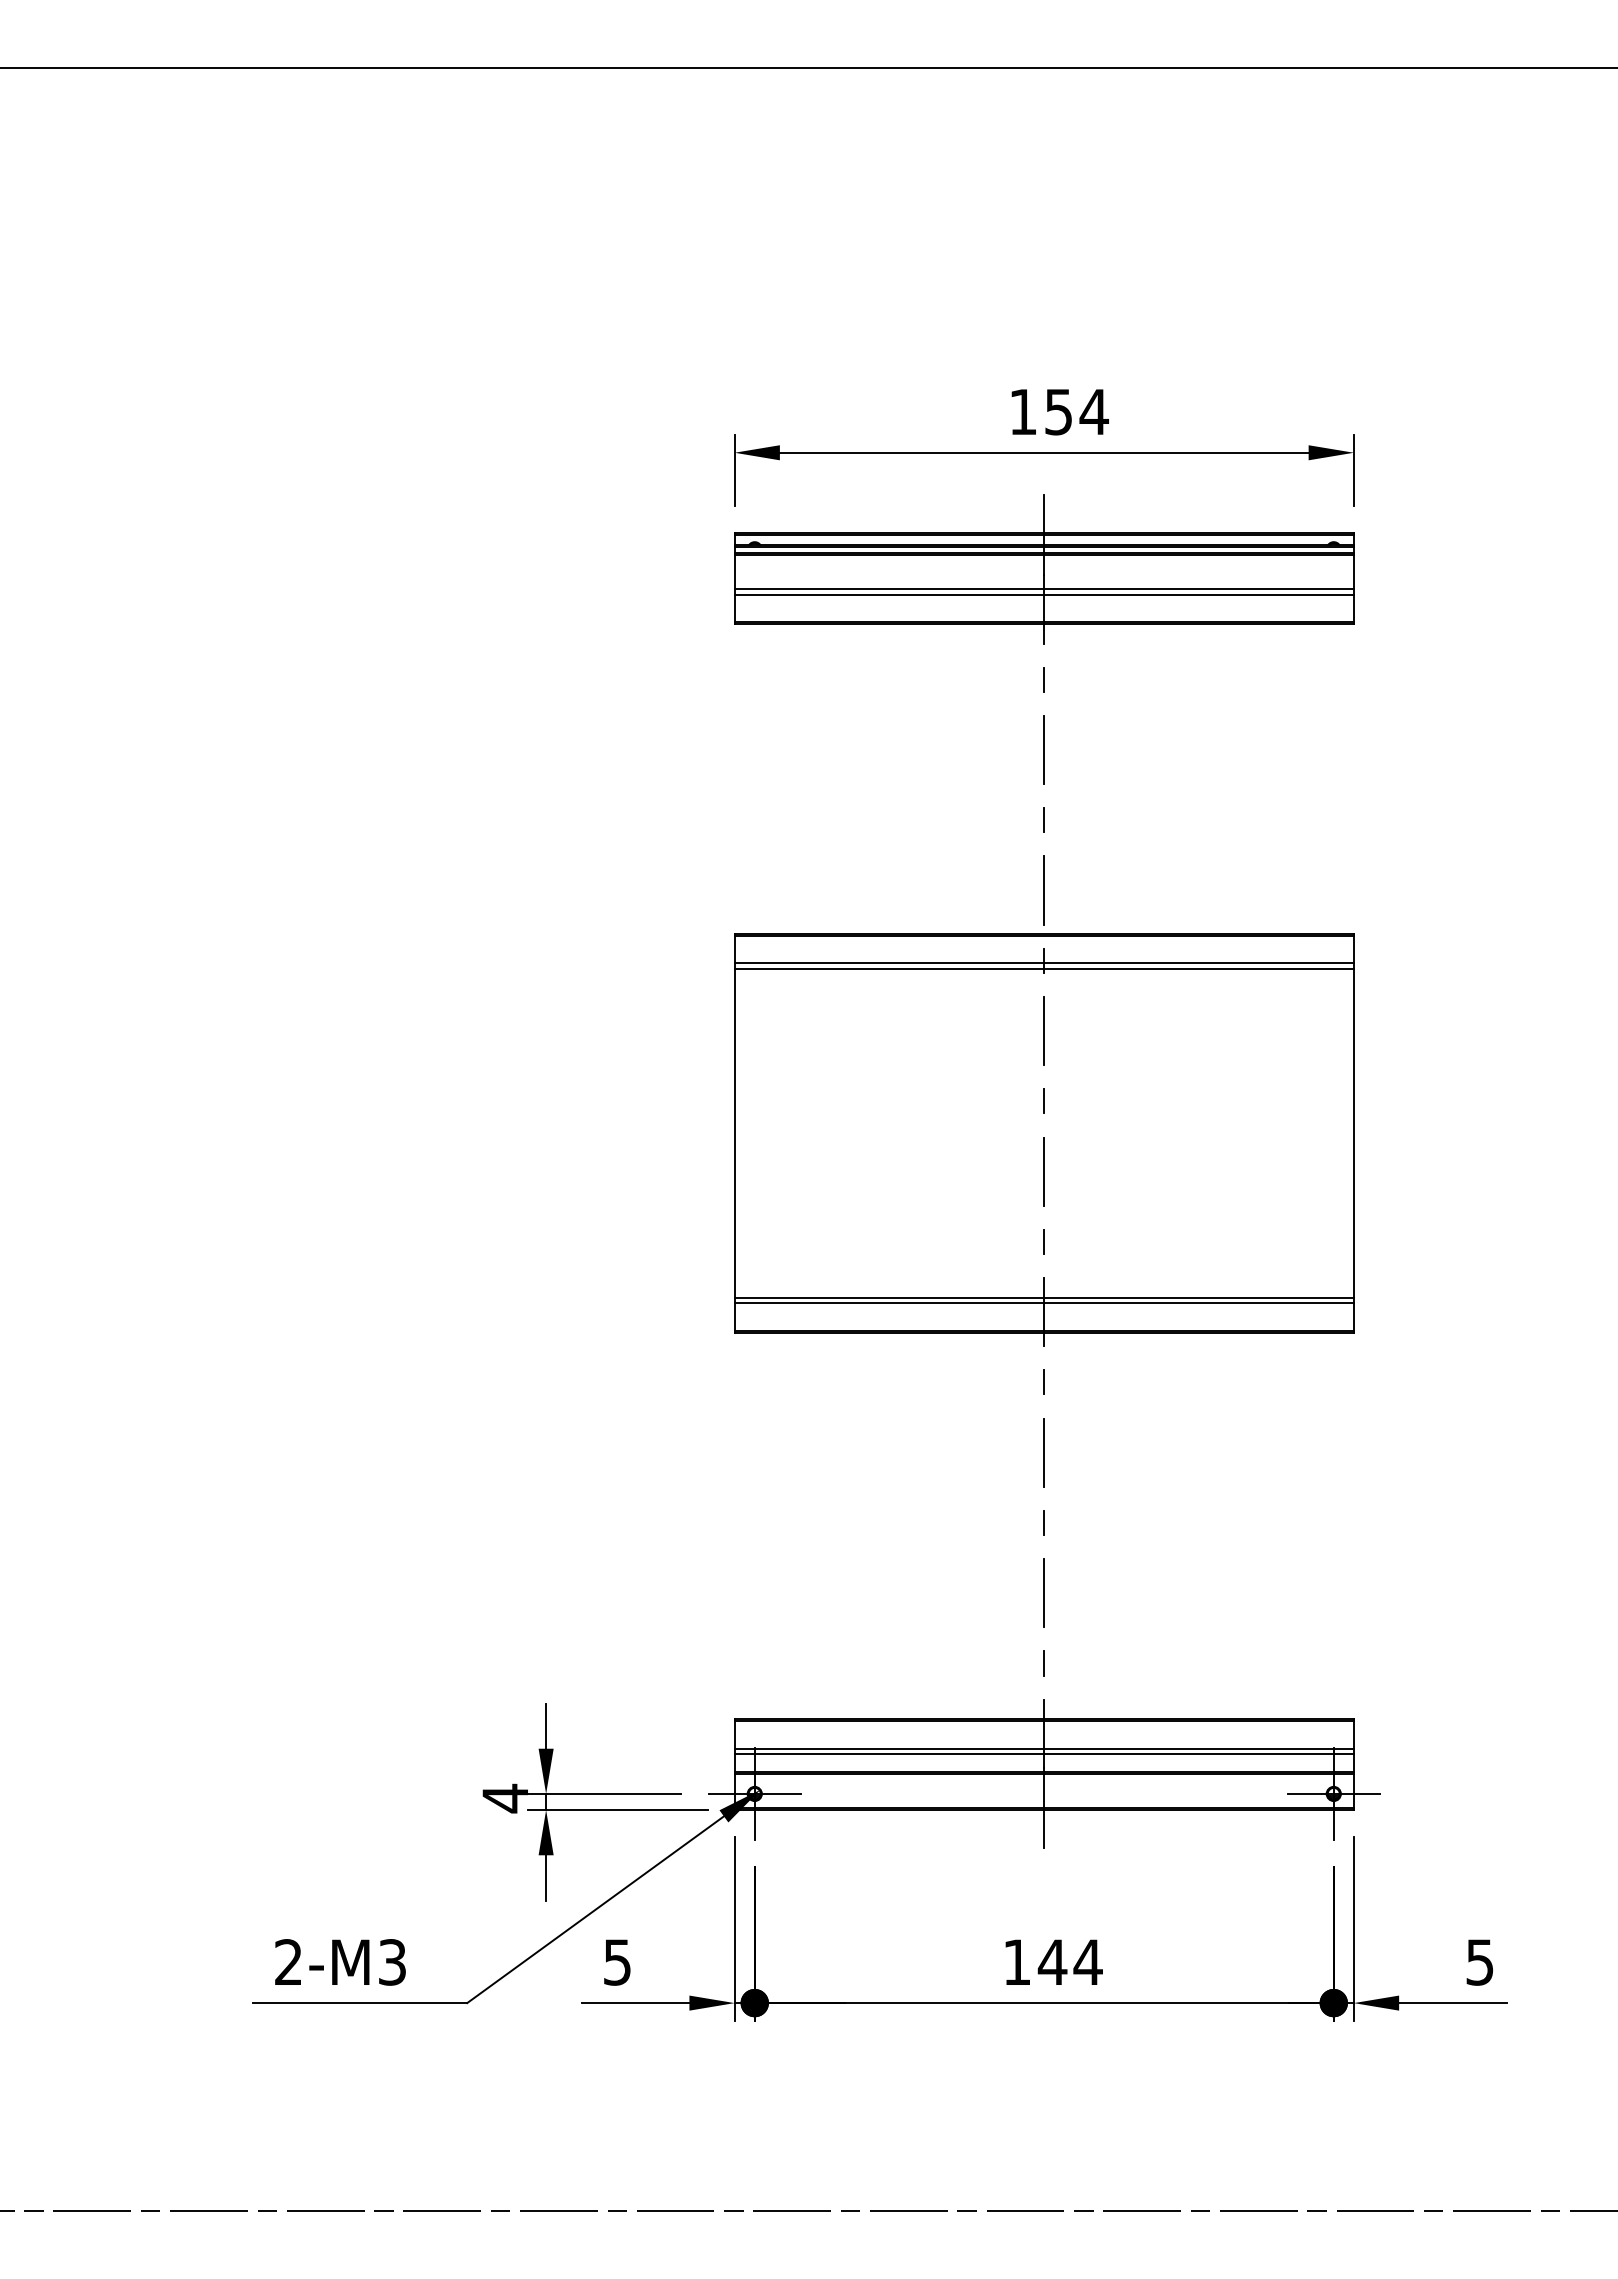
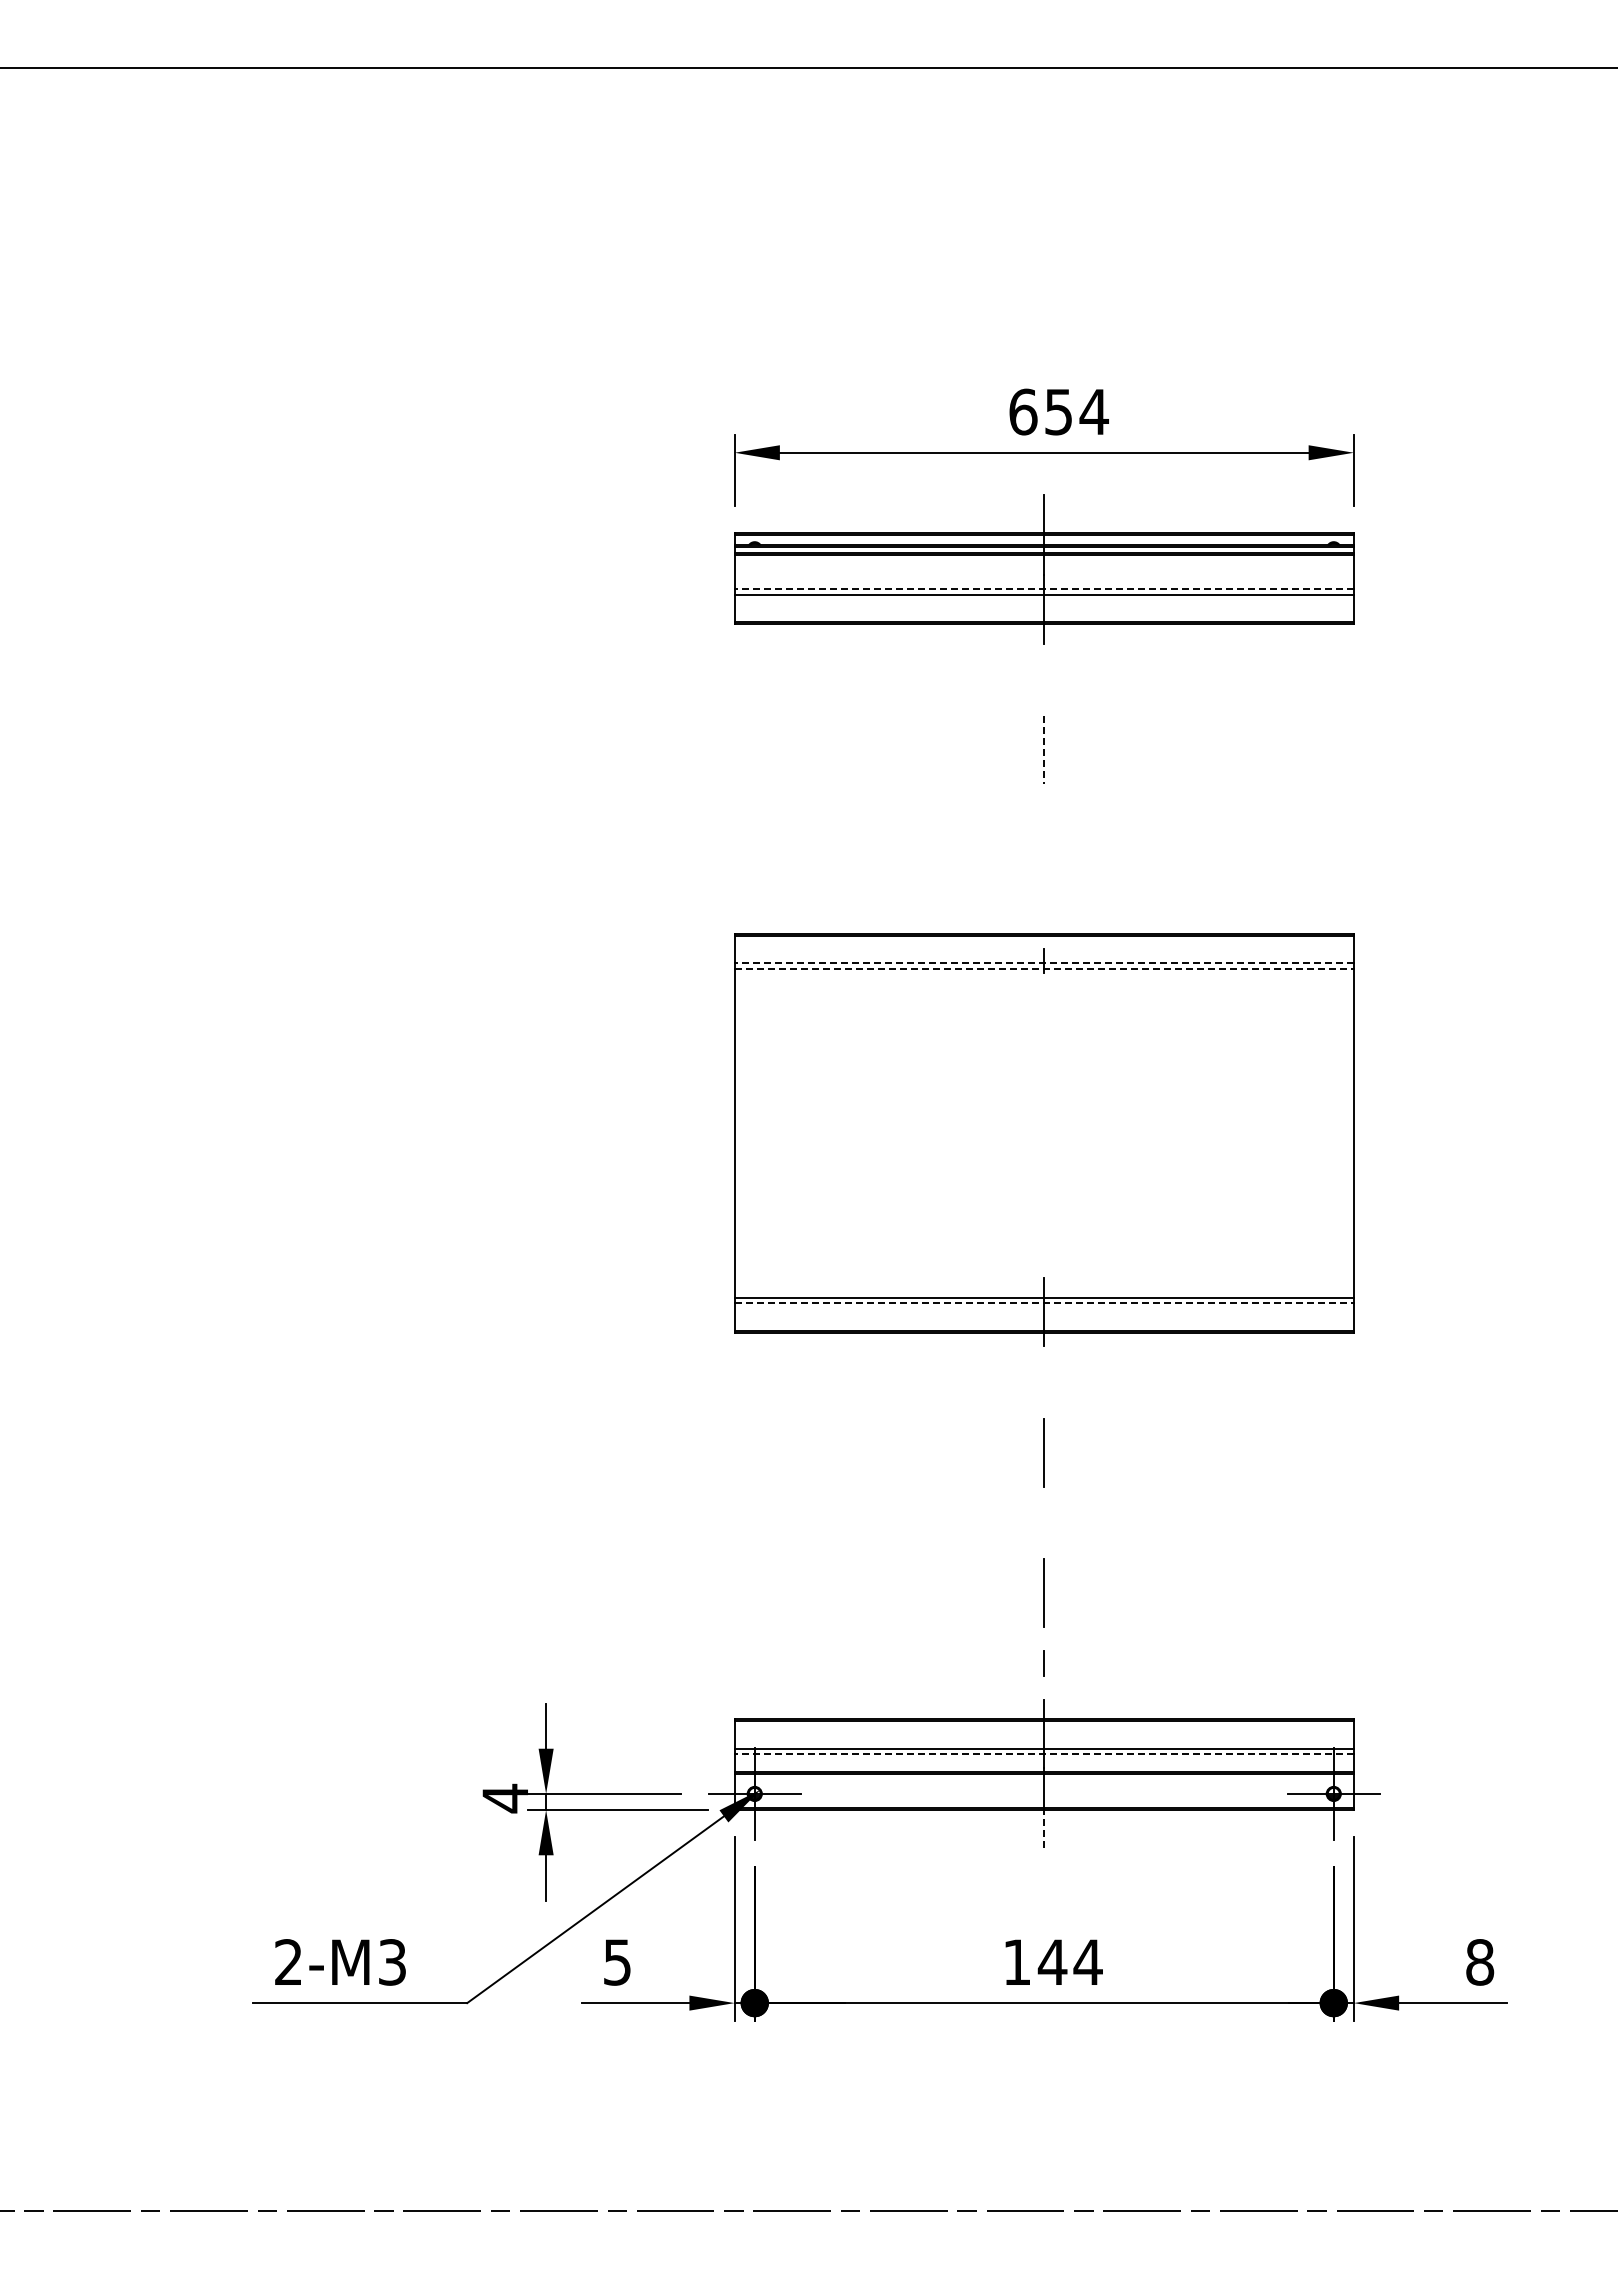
text: 154 -> 654 (1023, 411)
line: solid -> dashed (1044, 588)
line: present -> none (1044, 679)
line: solid -> dashed (1044, 750)
line: present -> none (1044, 820)
line: present -> none (1044, 890)
line: solid -> dashed (1044, 963)
line: solid -> dashed (1044, 969)
line: present -> none (1044, 1031)
line: present -> none (1044, 1101)
line: present -> none (1043, 1171)
line: present -> none (1044, 1241)
line: solid -> dashed (1044, 1303)
line: present -> none (1044, 1382)
line: present -> none (1044, 1522)
line: solid -> dashed (1044, 1754)
line: solid -> dashed (1044, 1828)
text: 5 -> 8 (1480, 1962)
